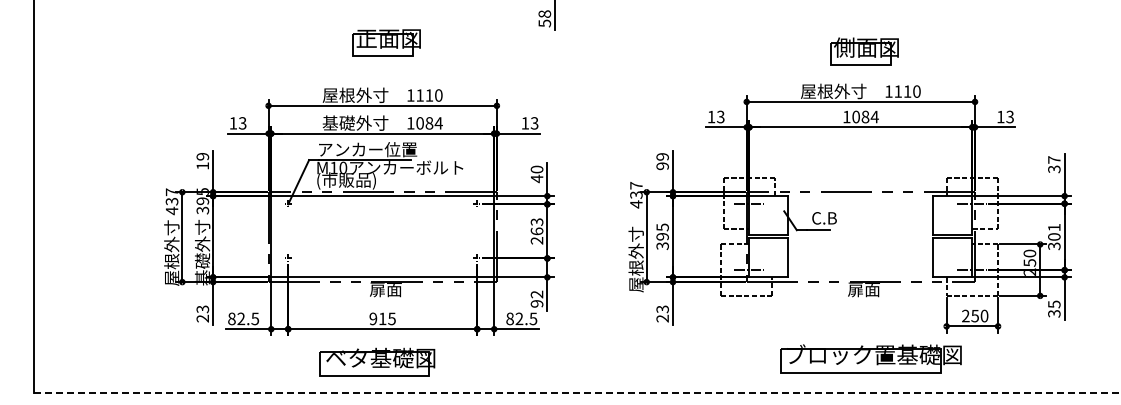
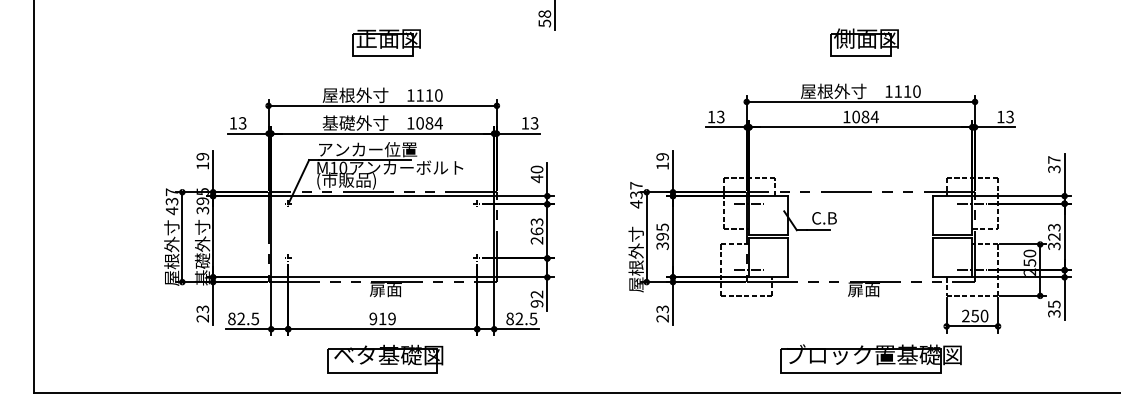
part position: (864, 51) -> (864, 42) (864, 42)
text: 99 -> 19 (662, 166)
text: 301 -> 323 (1054, 232)
text: 915 -> 919 (391, 318)
part position: (377, 361) -> (385, 358) (385, 358)
line: dashed -> solid (577, 392)
